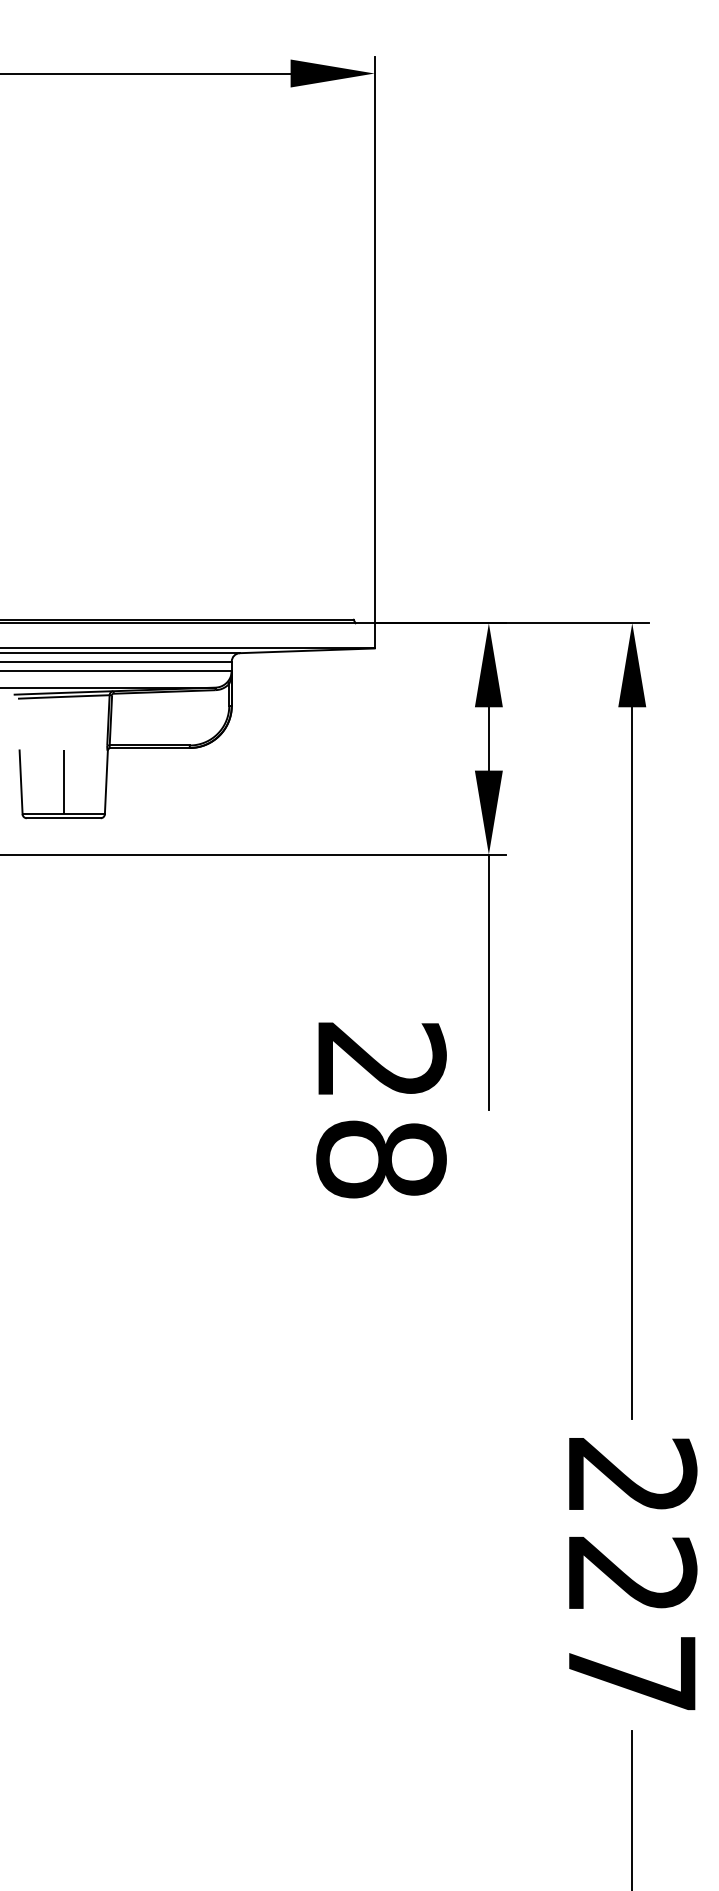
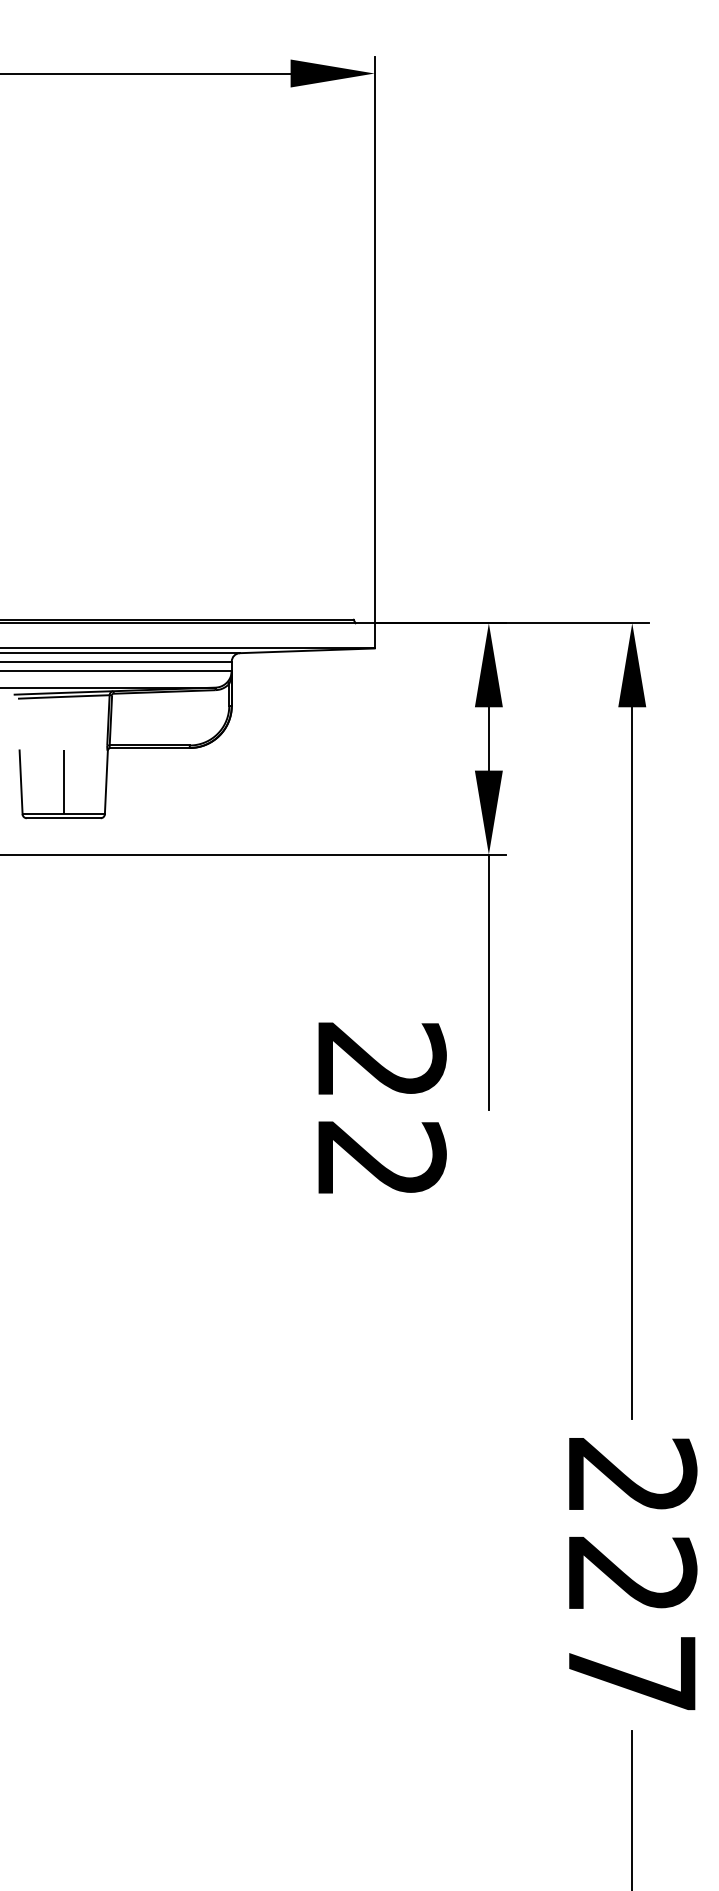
text: 28 -> 22 (381, 1159)
